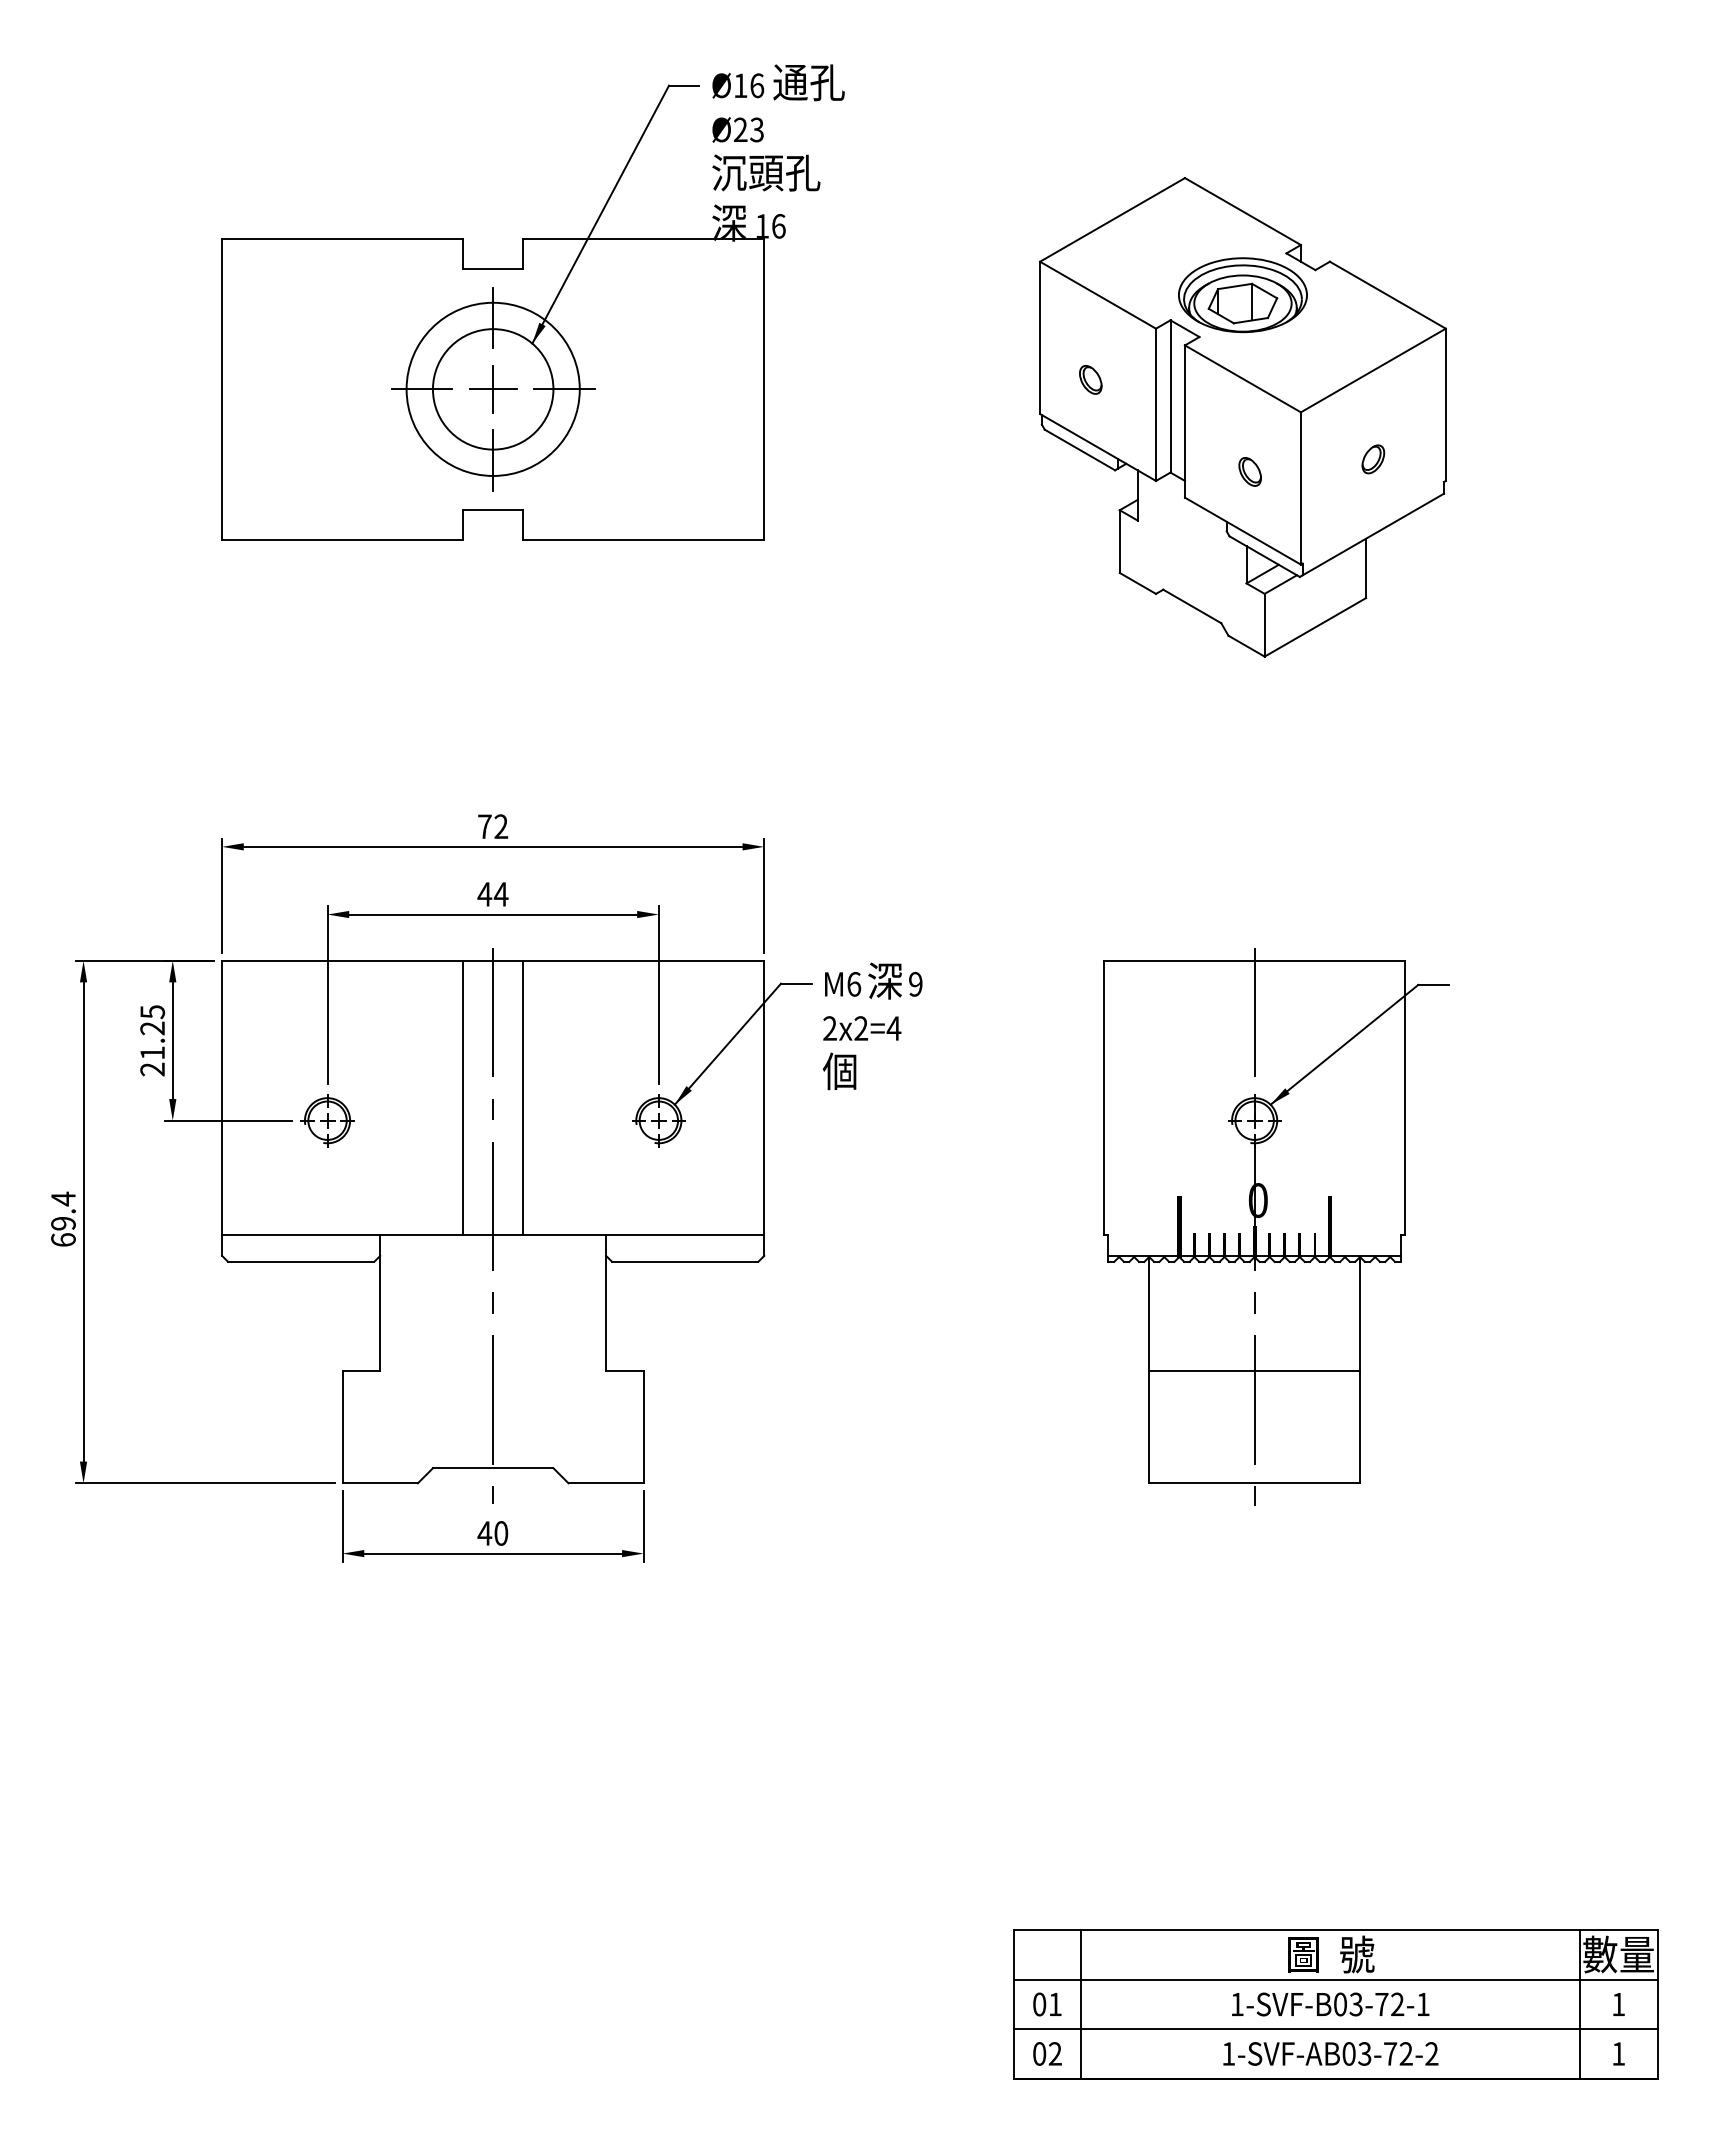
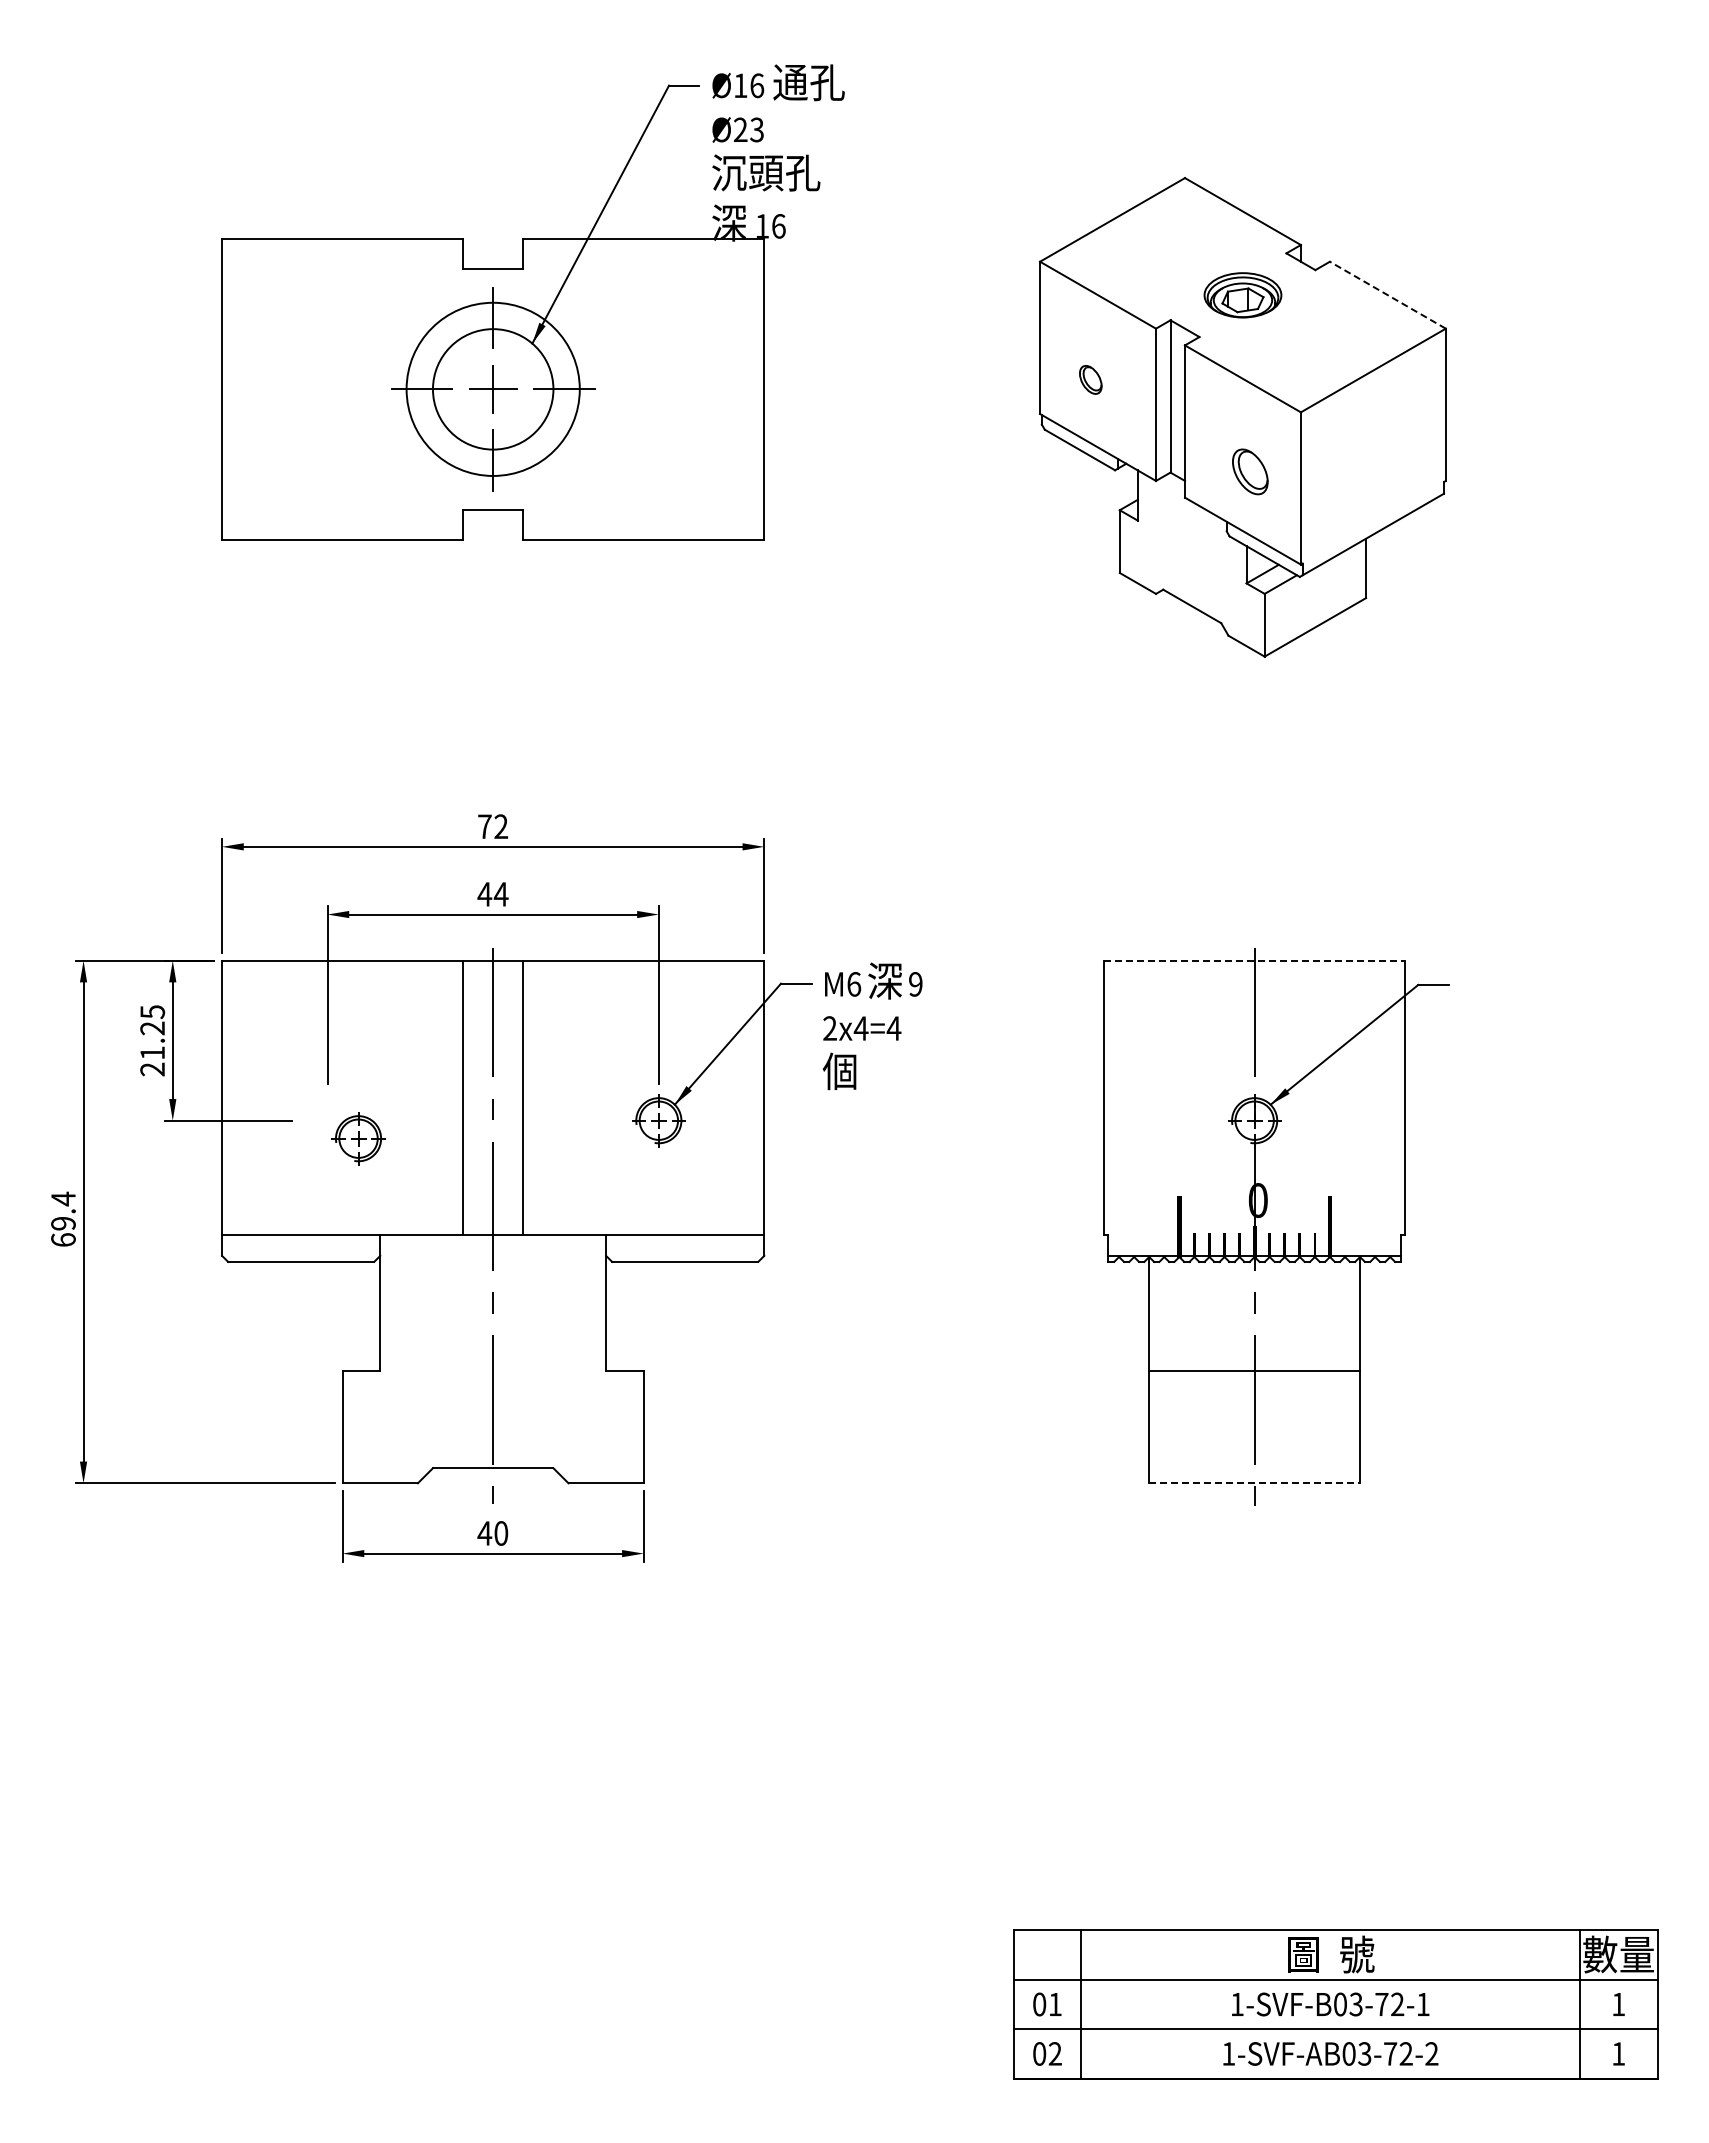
part size: 130x77 px -> 80x47 px (1242, 295)
line: solid -> dashed (1387, 295)
part: present -> none (1373, 459)
part size: 24x30 px -> 37x48 px (1250, 471)
line: solid -> dashed (1254, 960)
text: 2x2=4 -> 2x4=4 (860, 1028)
part position: (327, 1120) -> (358, 1138) (358, 1138)
line: solid -> dashed (1255, 1483)
